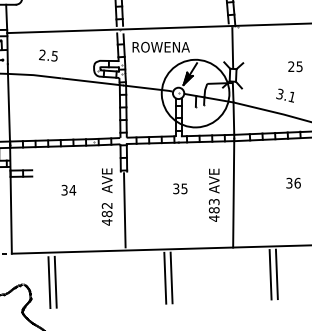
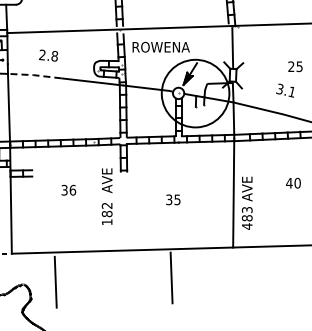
text: 2.5 -> 2.8 (54, 55)
line: solid -> dashed (33, 75)
text position: (284, 95) -> (284, 90) (284, 90)
text: 36 -> 40 (293, 182)
text position: (180, 188) -> (173, 199) (173, 199)
text: 34 -> 36 (72, 189)
text position: (213, 194) -> (246, 202) (246, 202)
line: present -> none (124, 210)
text: 482 -> 182 (107, 222)
line: present -> none (270, 274)
line: present -> none (276, 274)
line: present -> none (165, 277)
line: present -> none (49, 282)
